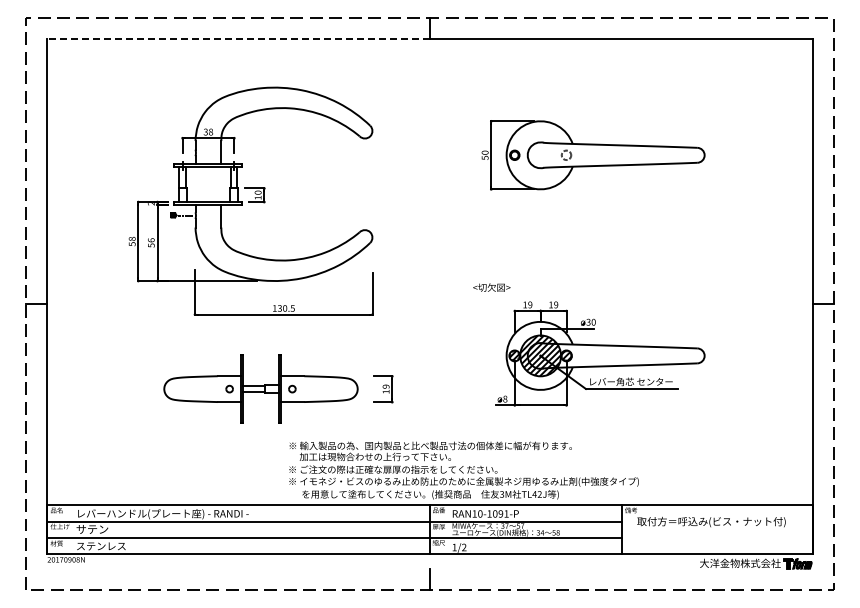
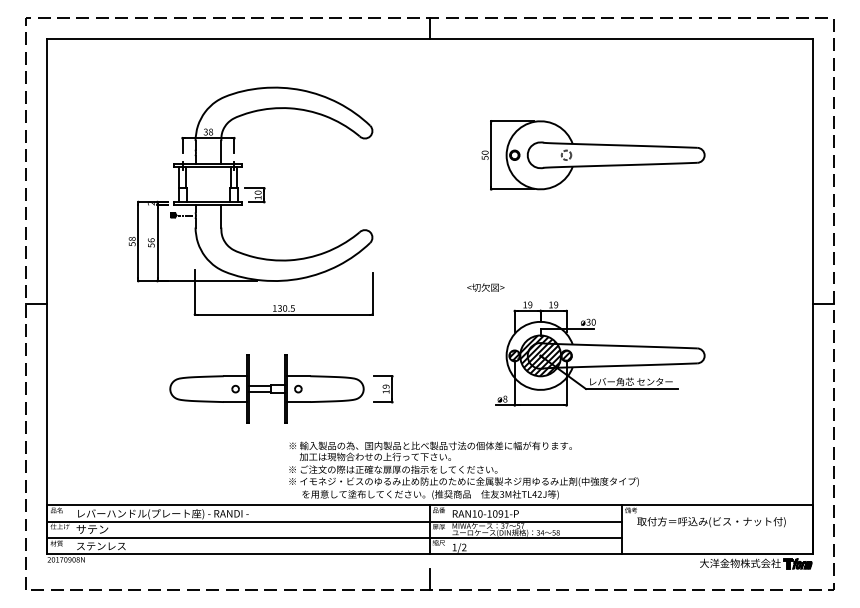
line: dashed -> solid (238, 39)
text position: (491, 287) -> (485, 287) (485, 287)
part position: (260, 388) -> (266, 388) (266, 388)
